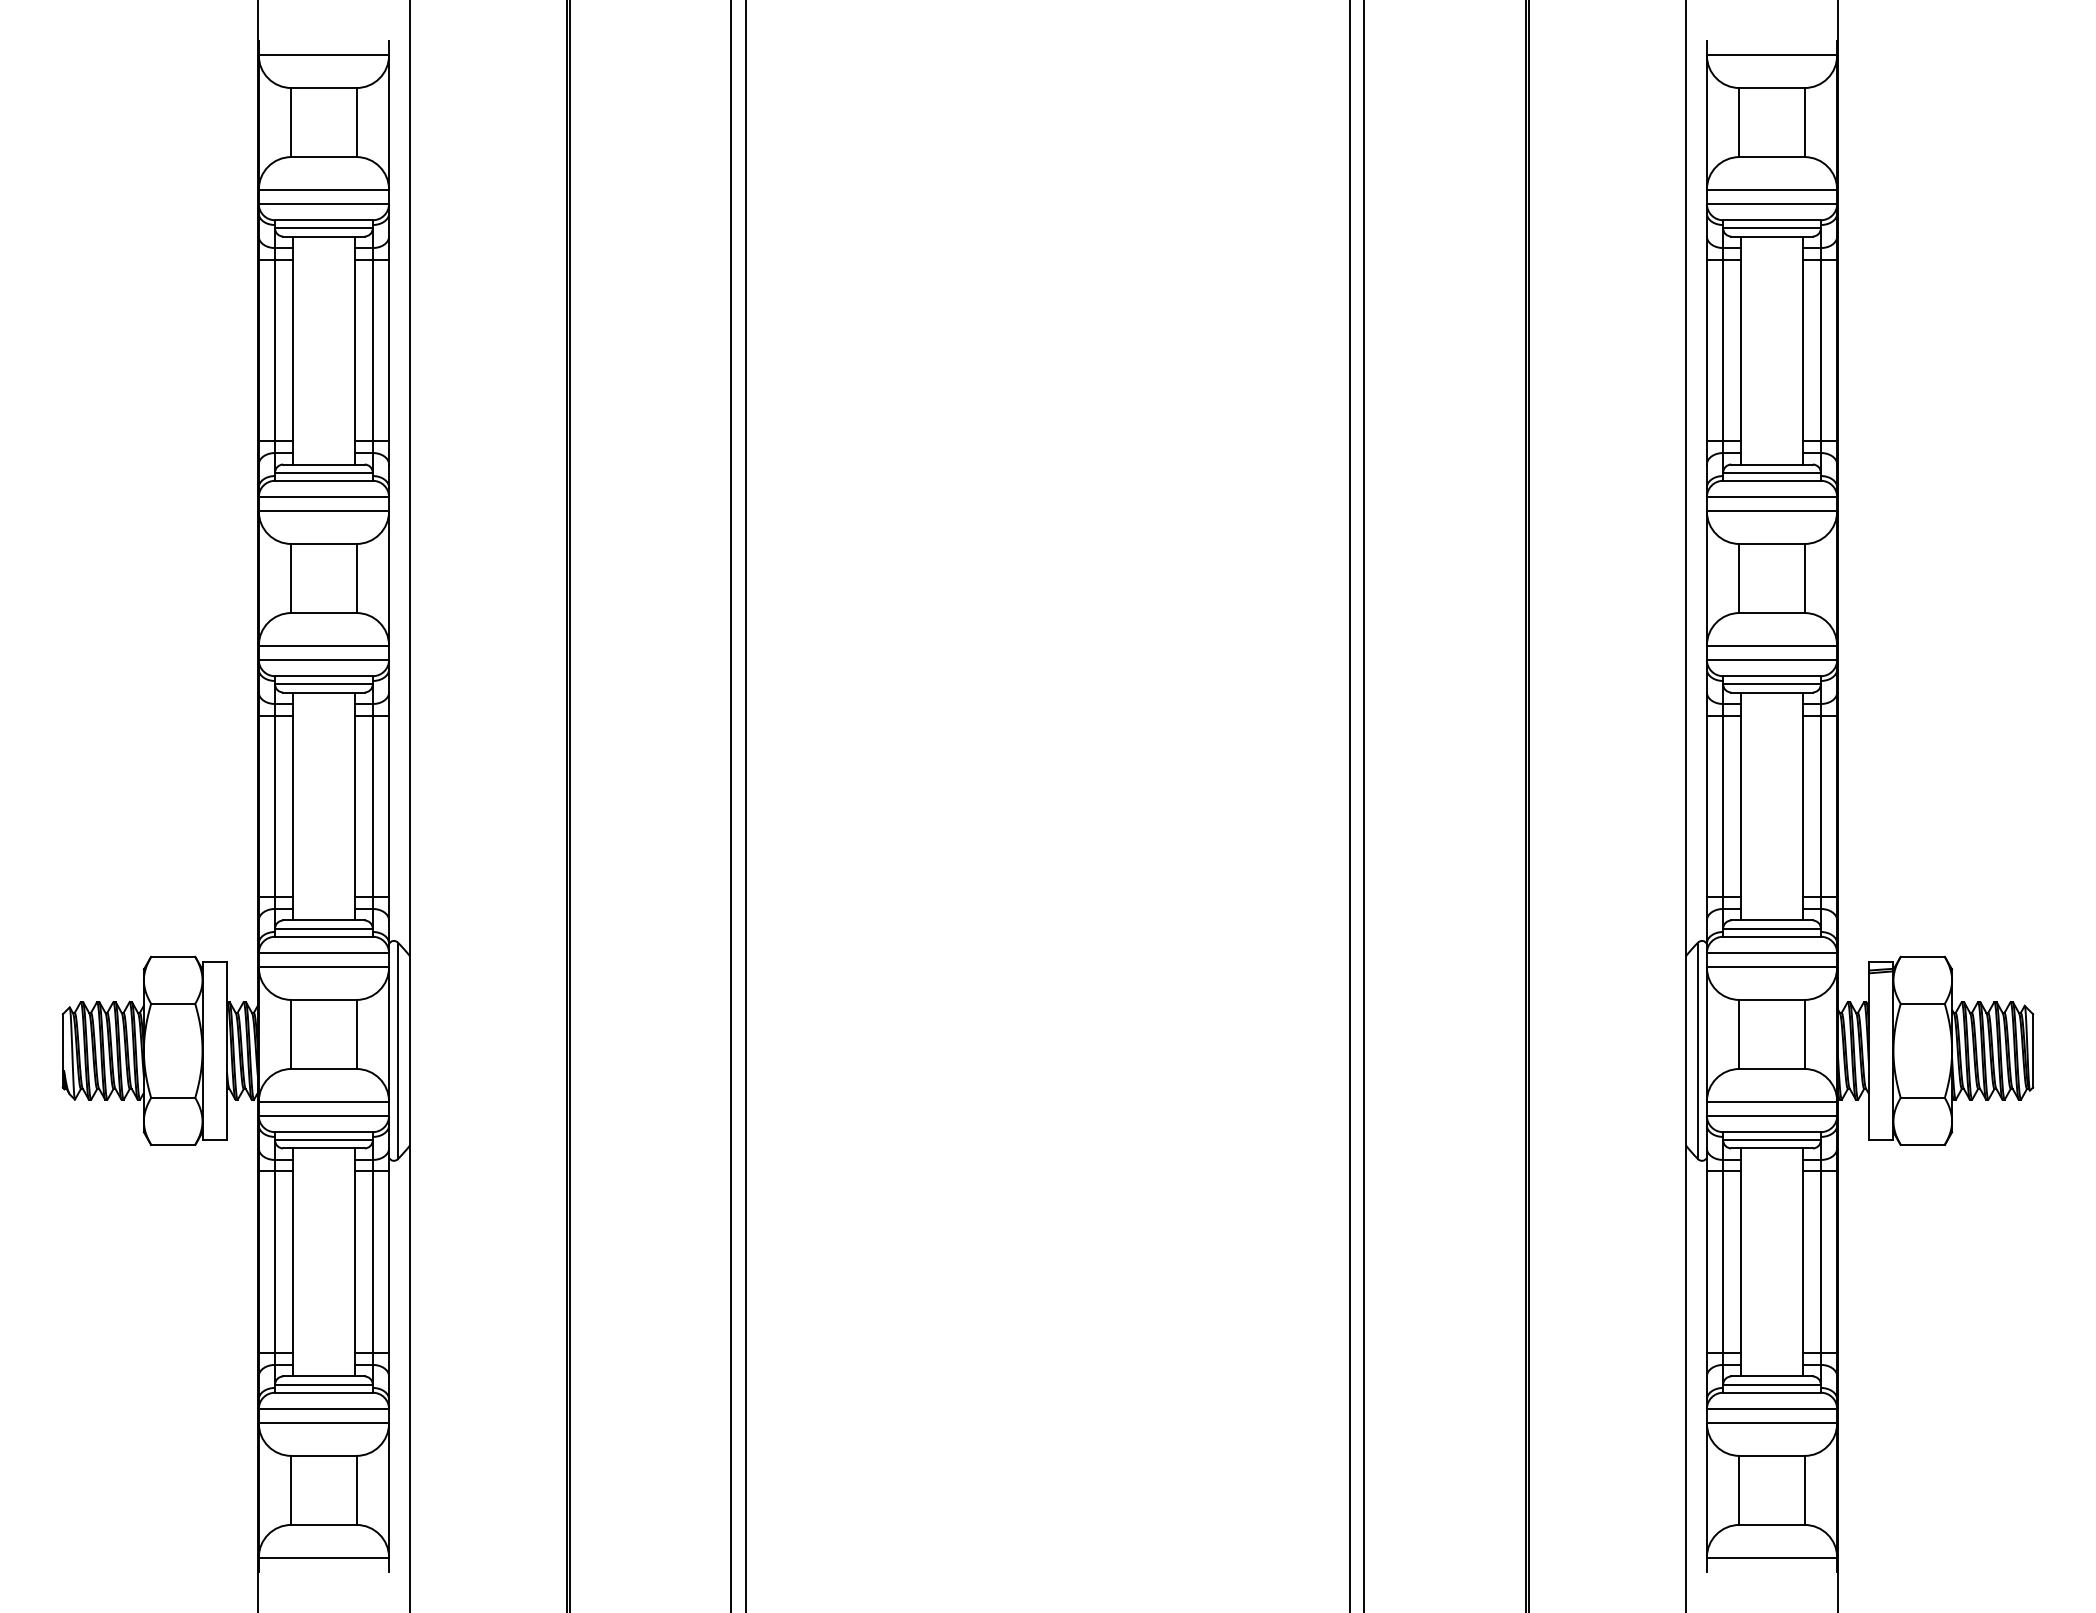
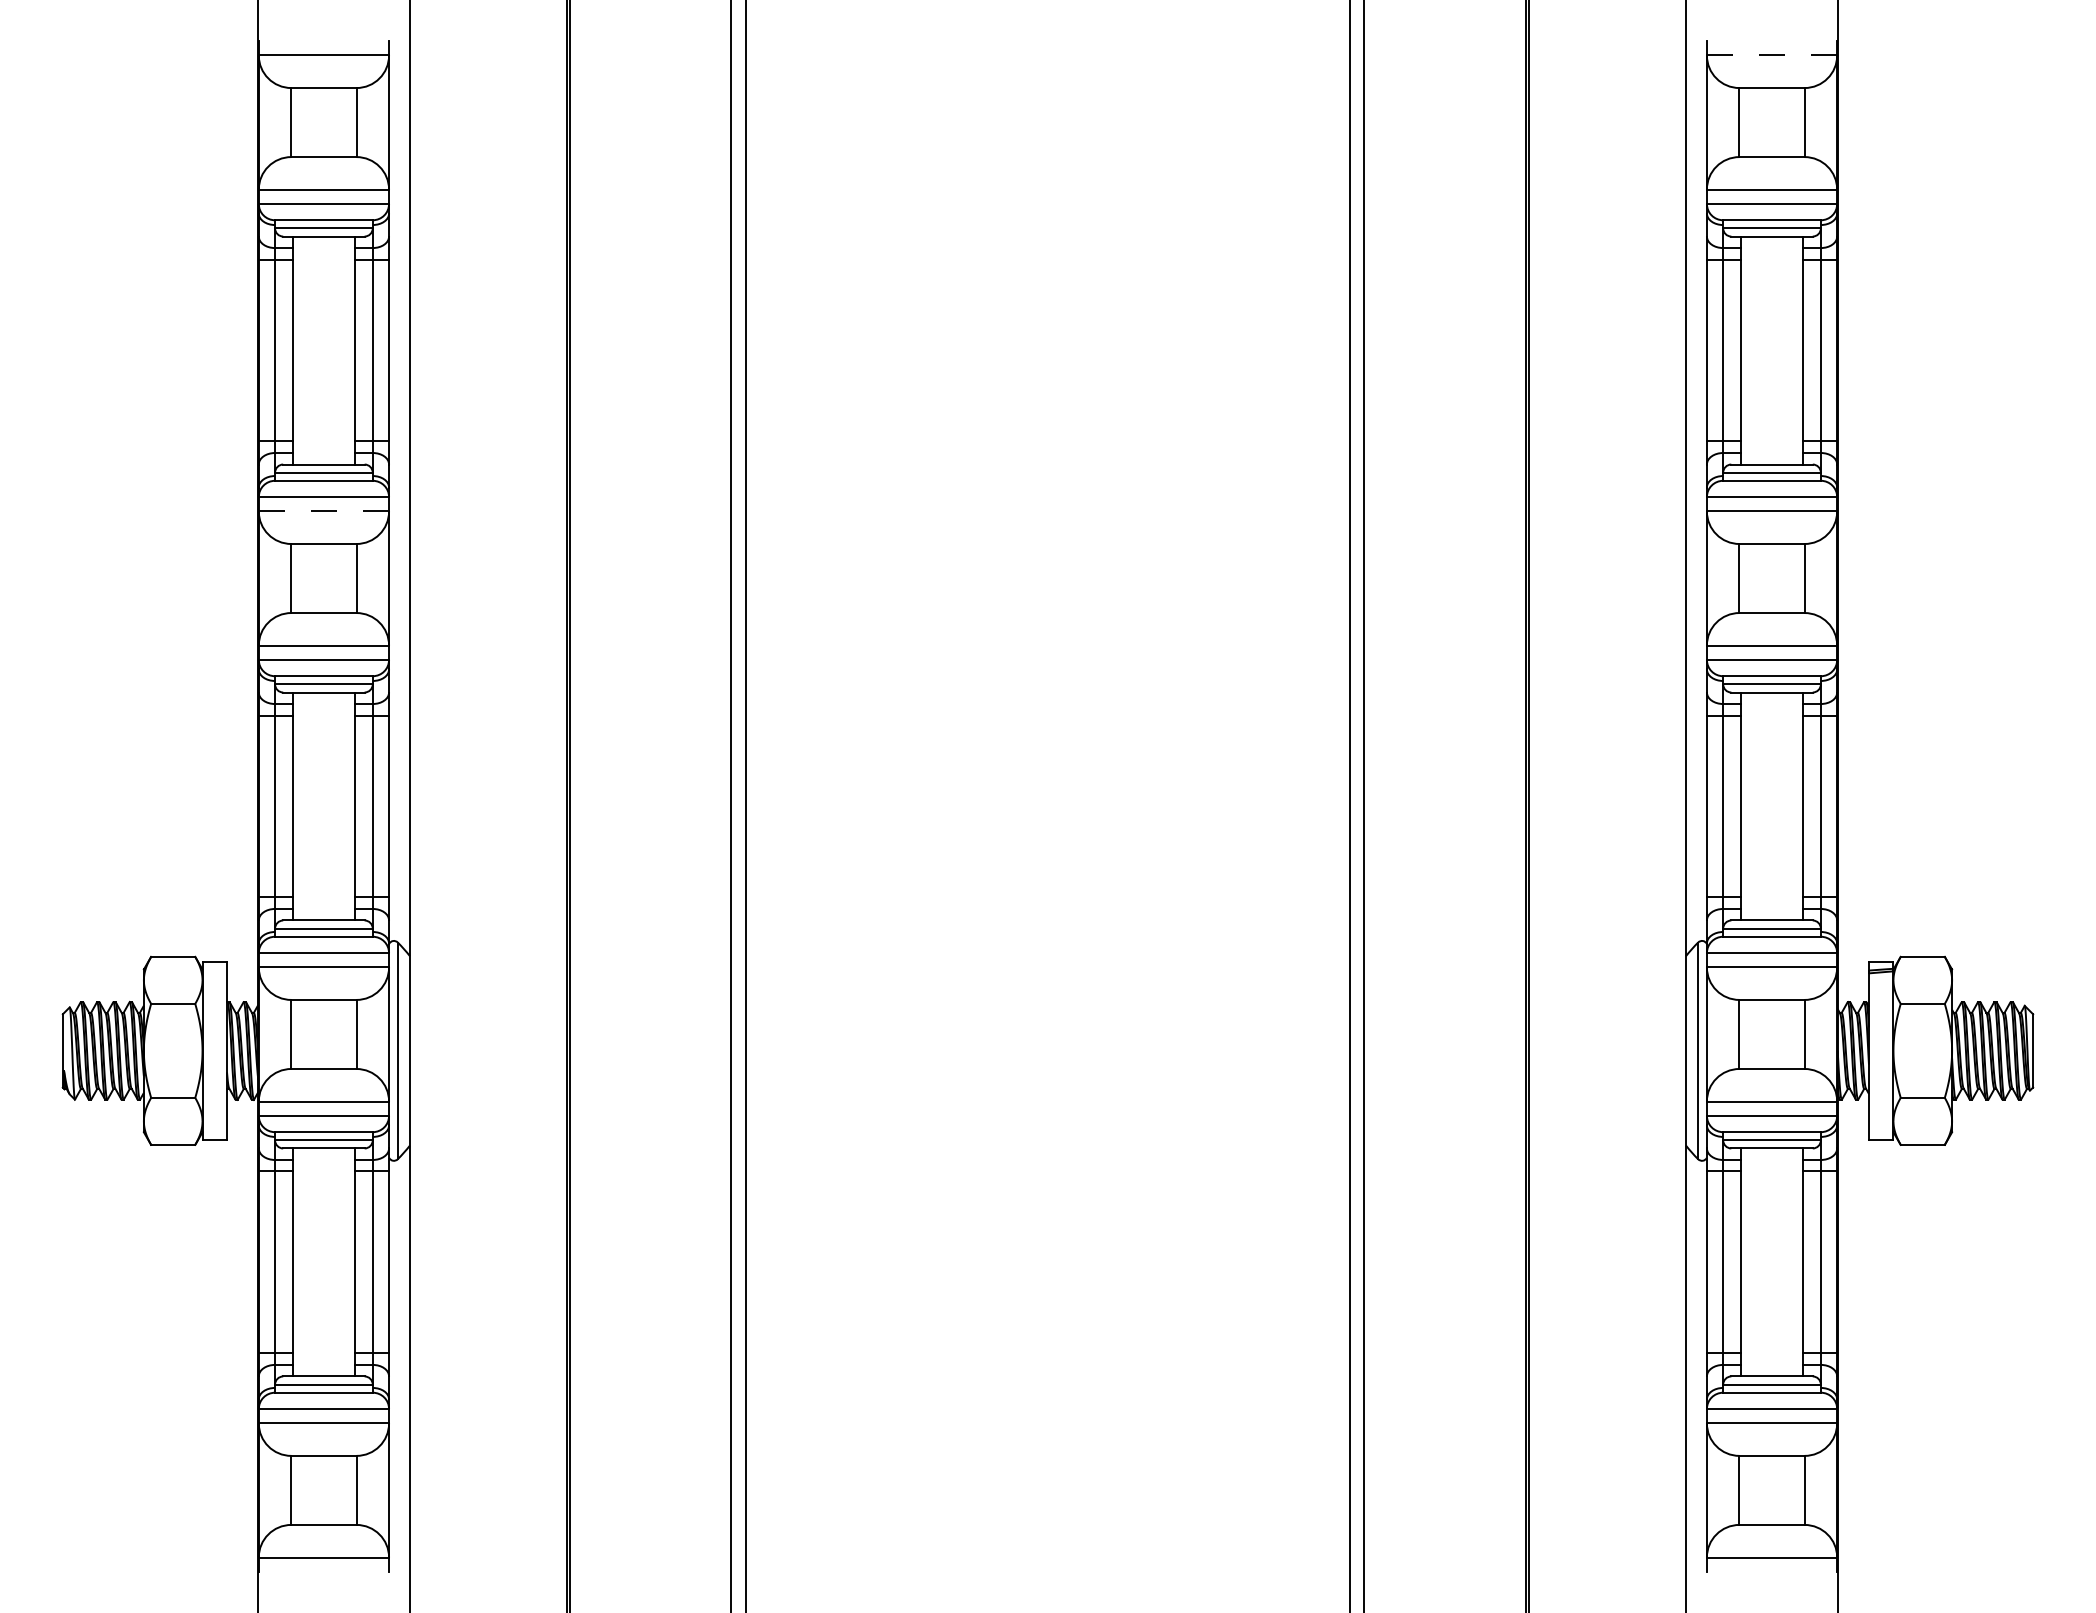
line: solid -> dashed (1772, 55)
line: solid -> dashed (324, 511)
